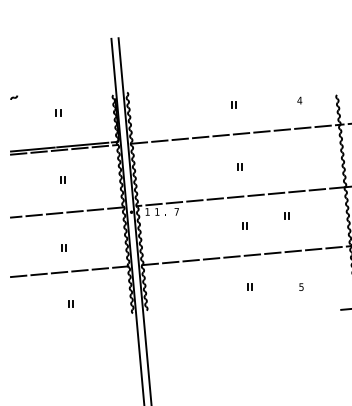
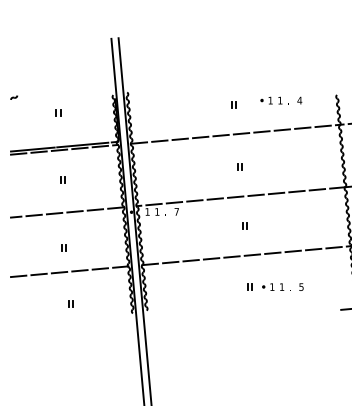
part: none -> present (274, 100)
part: present -> none (286, 215)
part: none -> present (276, 286)
